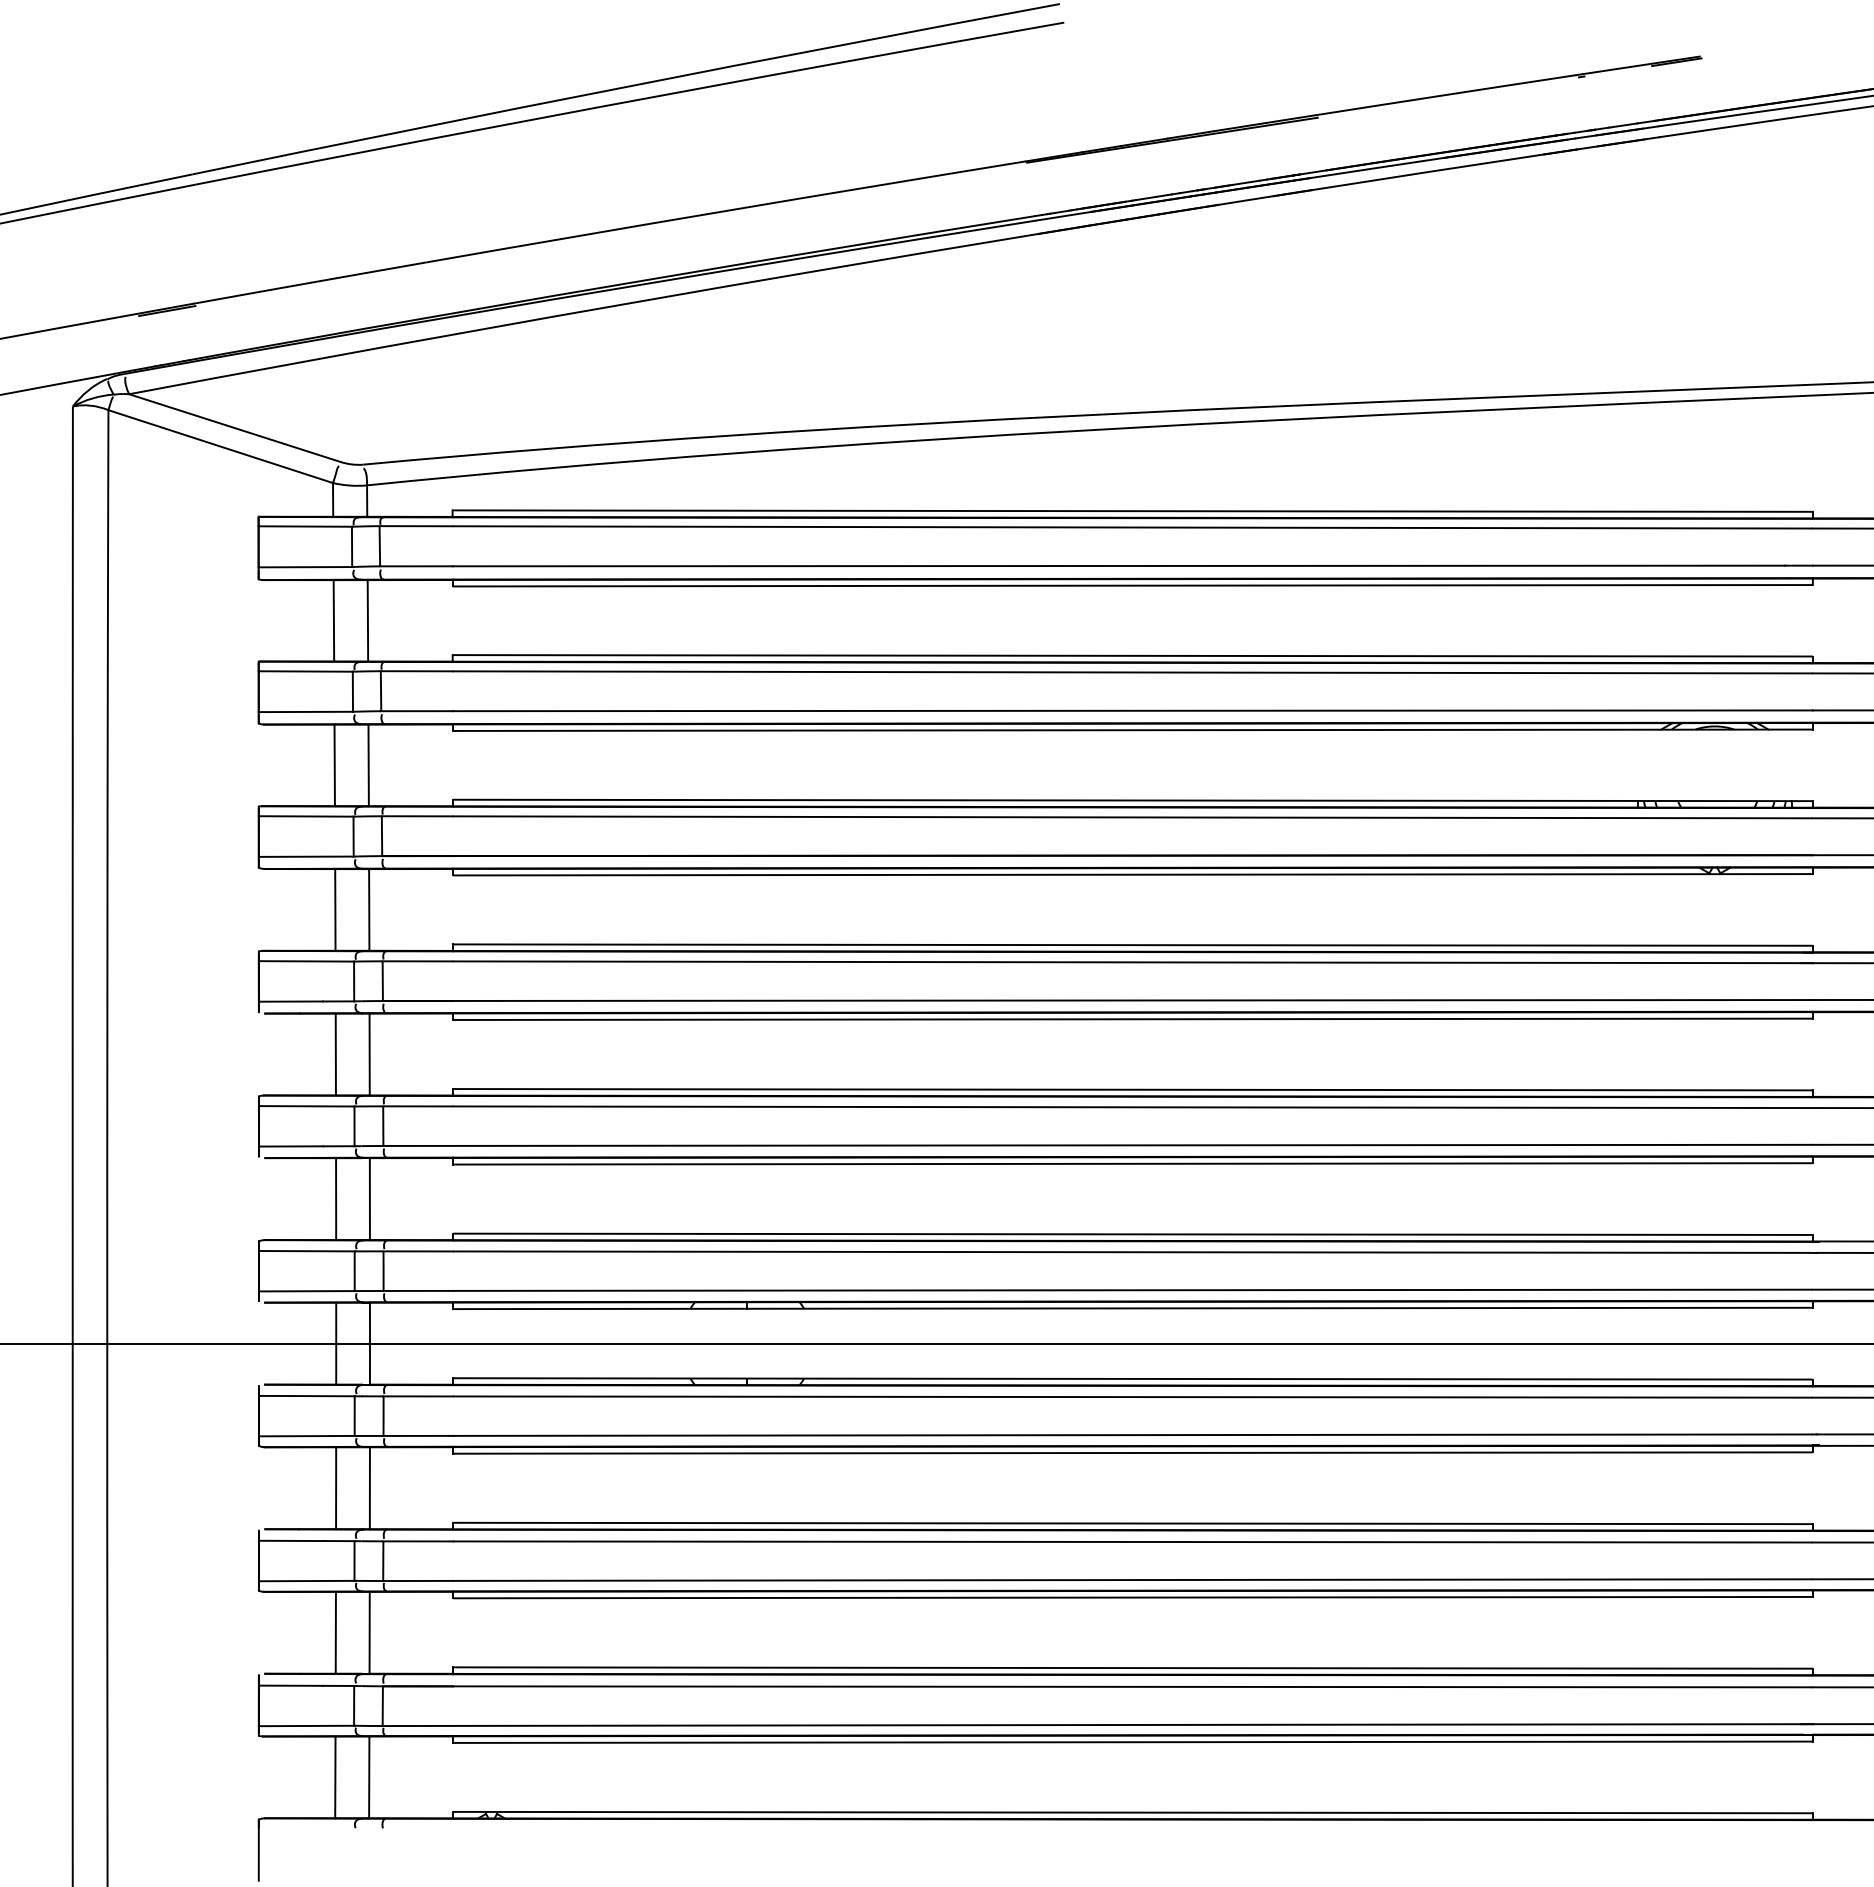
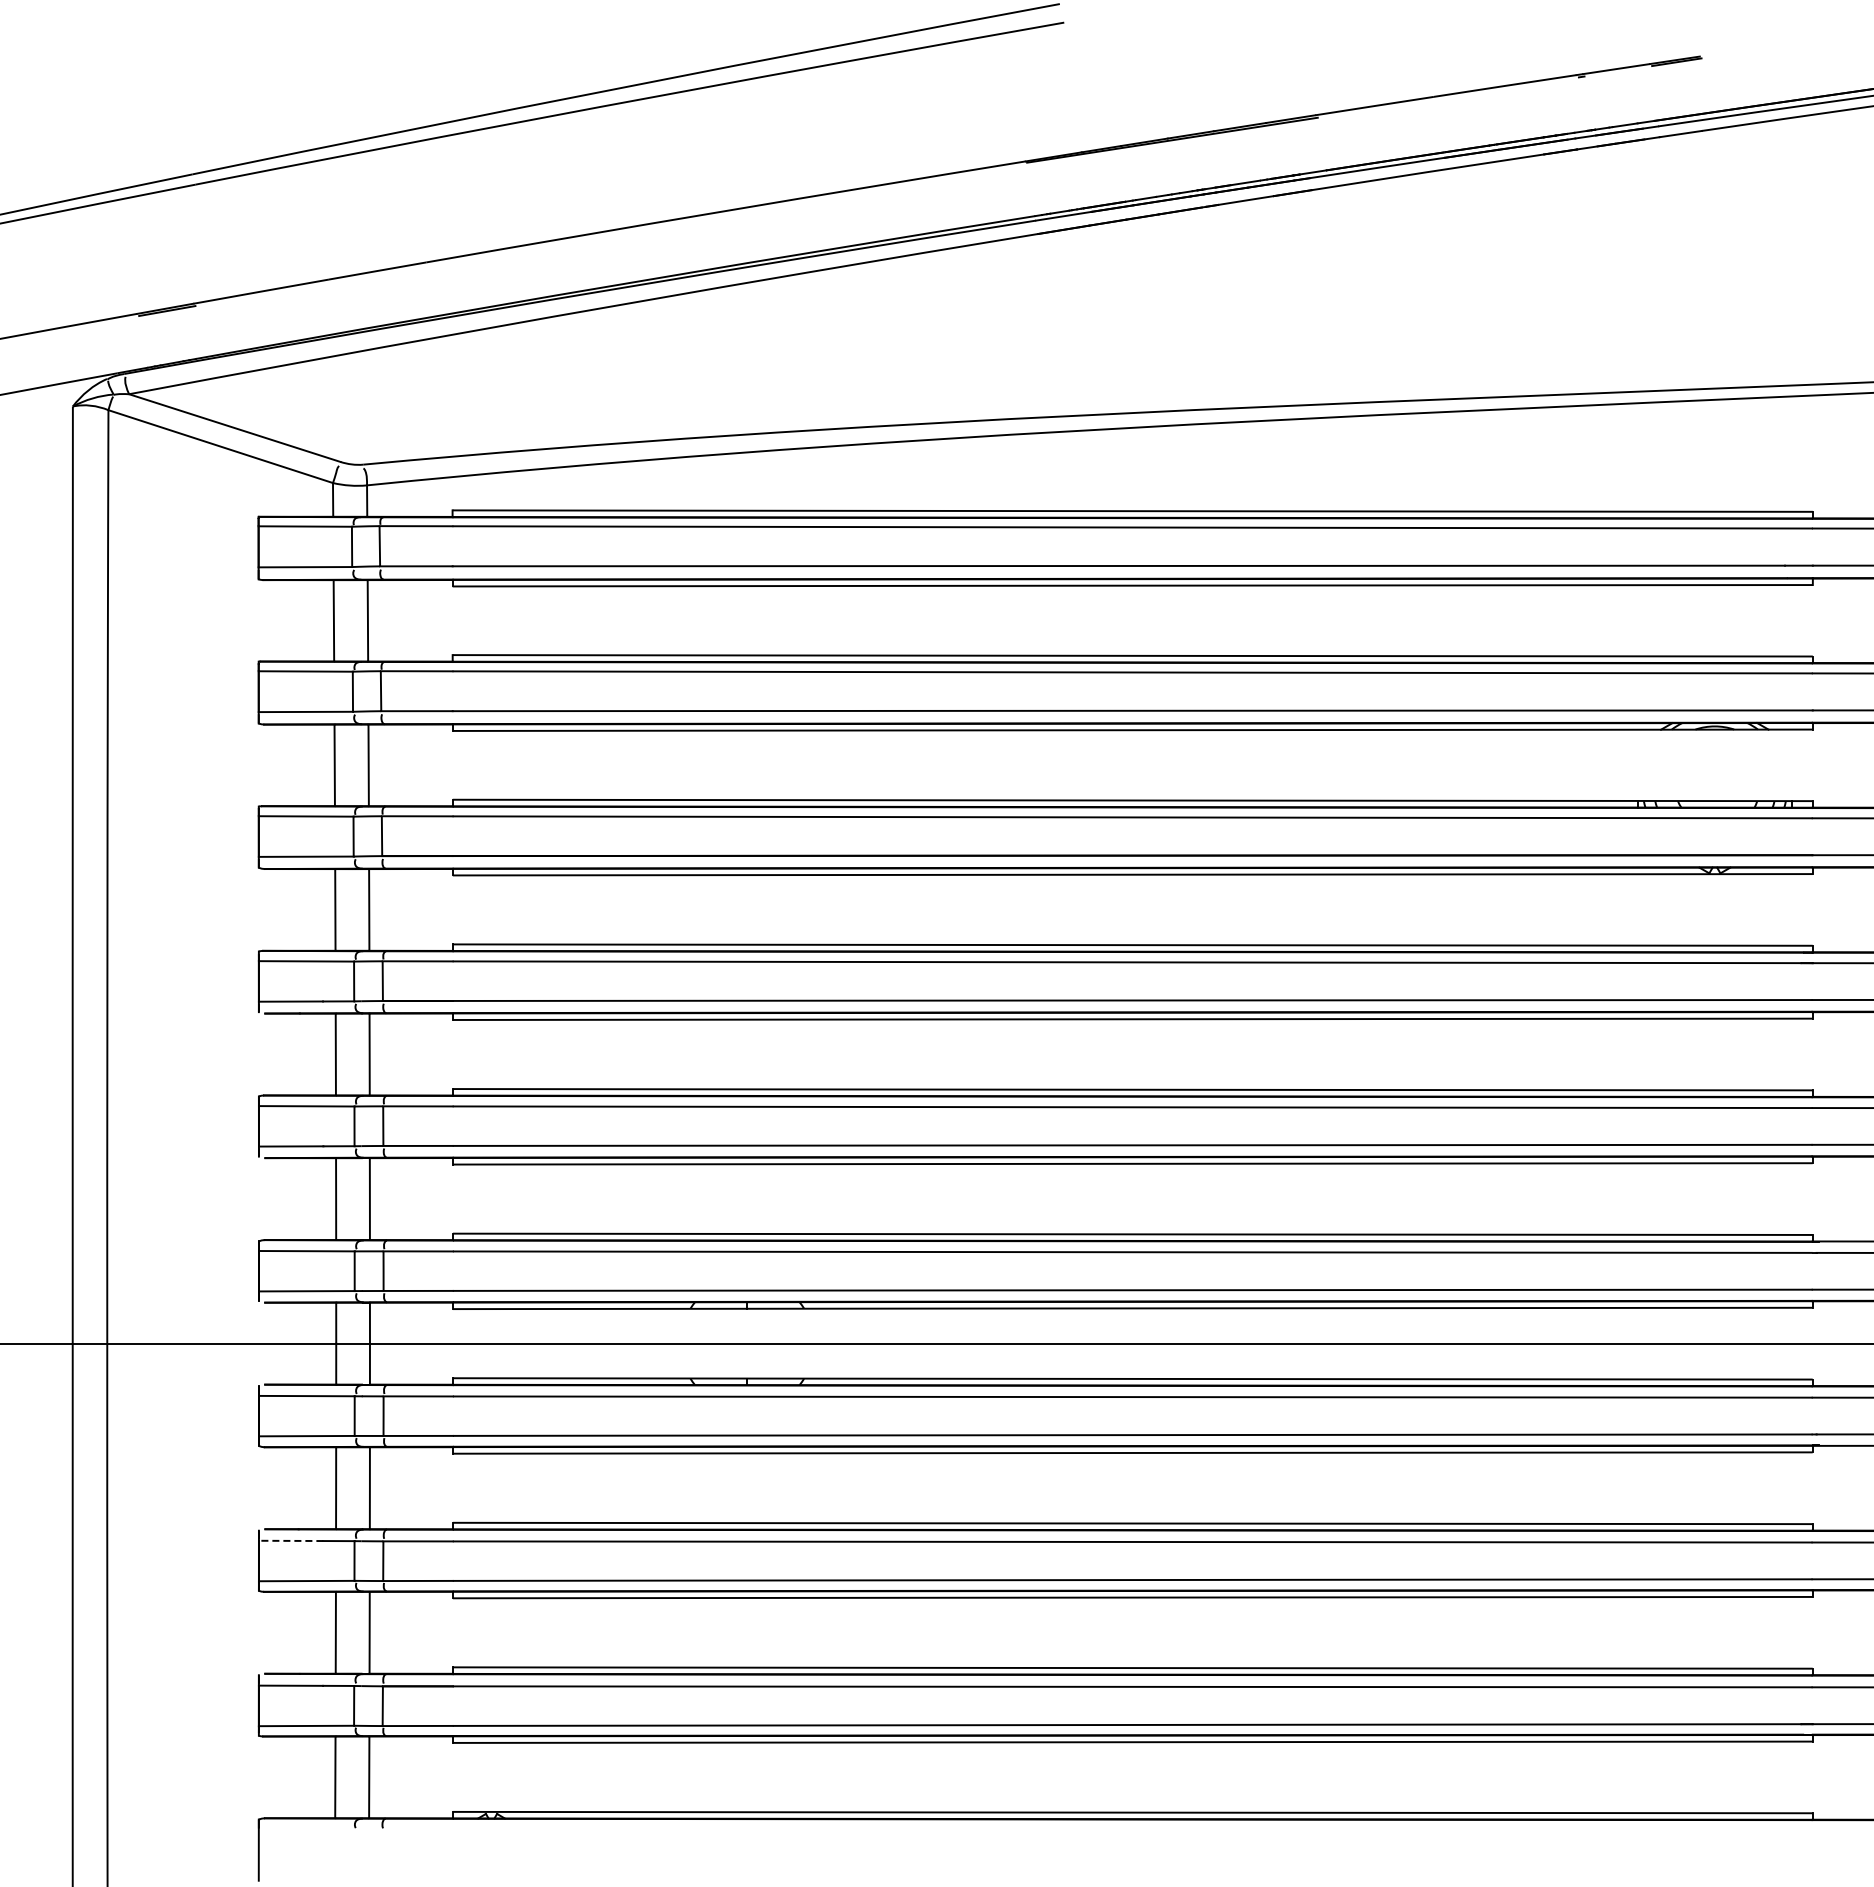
line: solid -> dashed (290, 1540)
